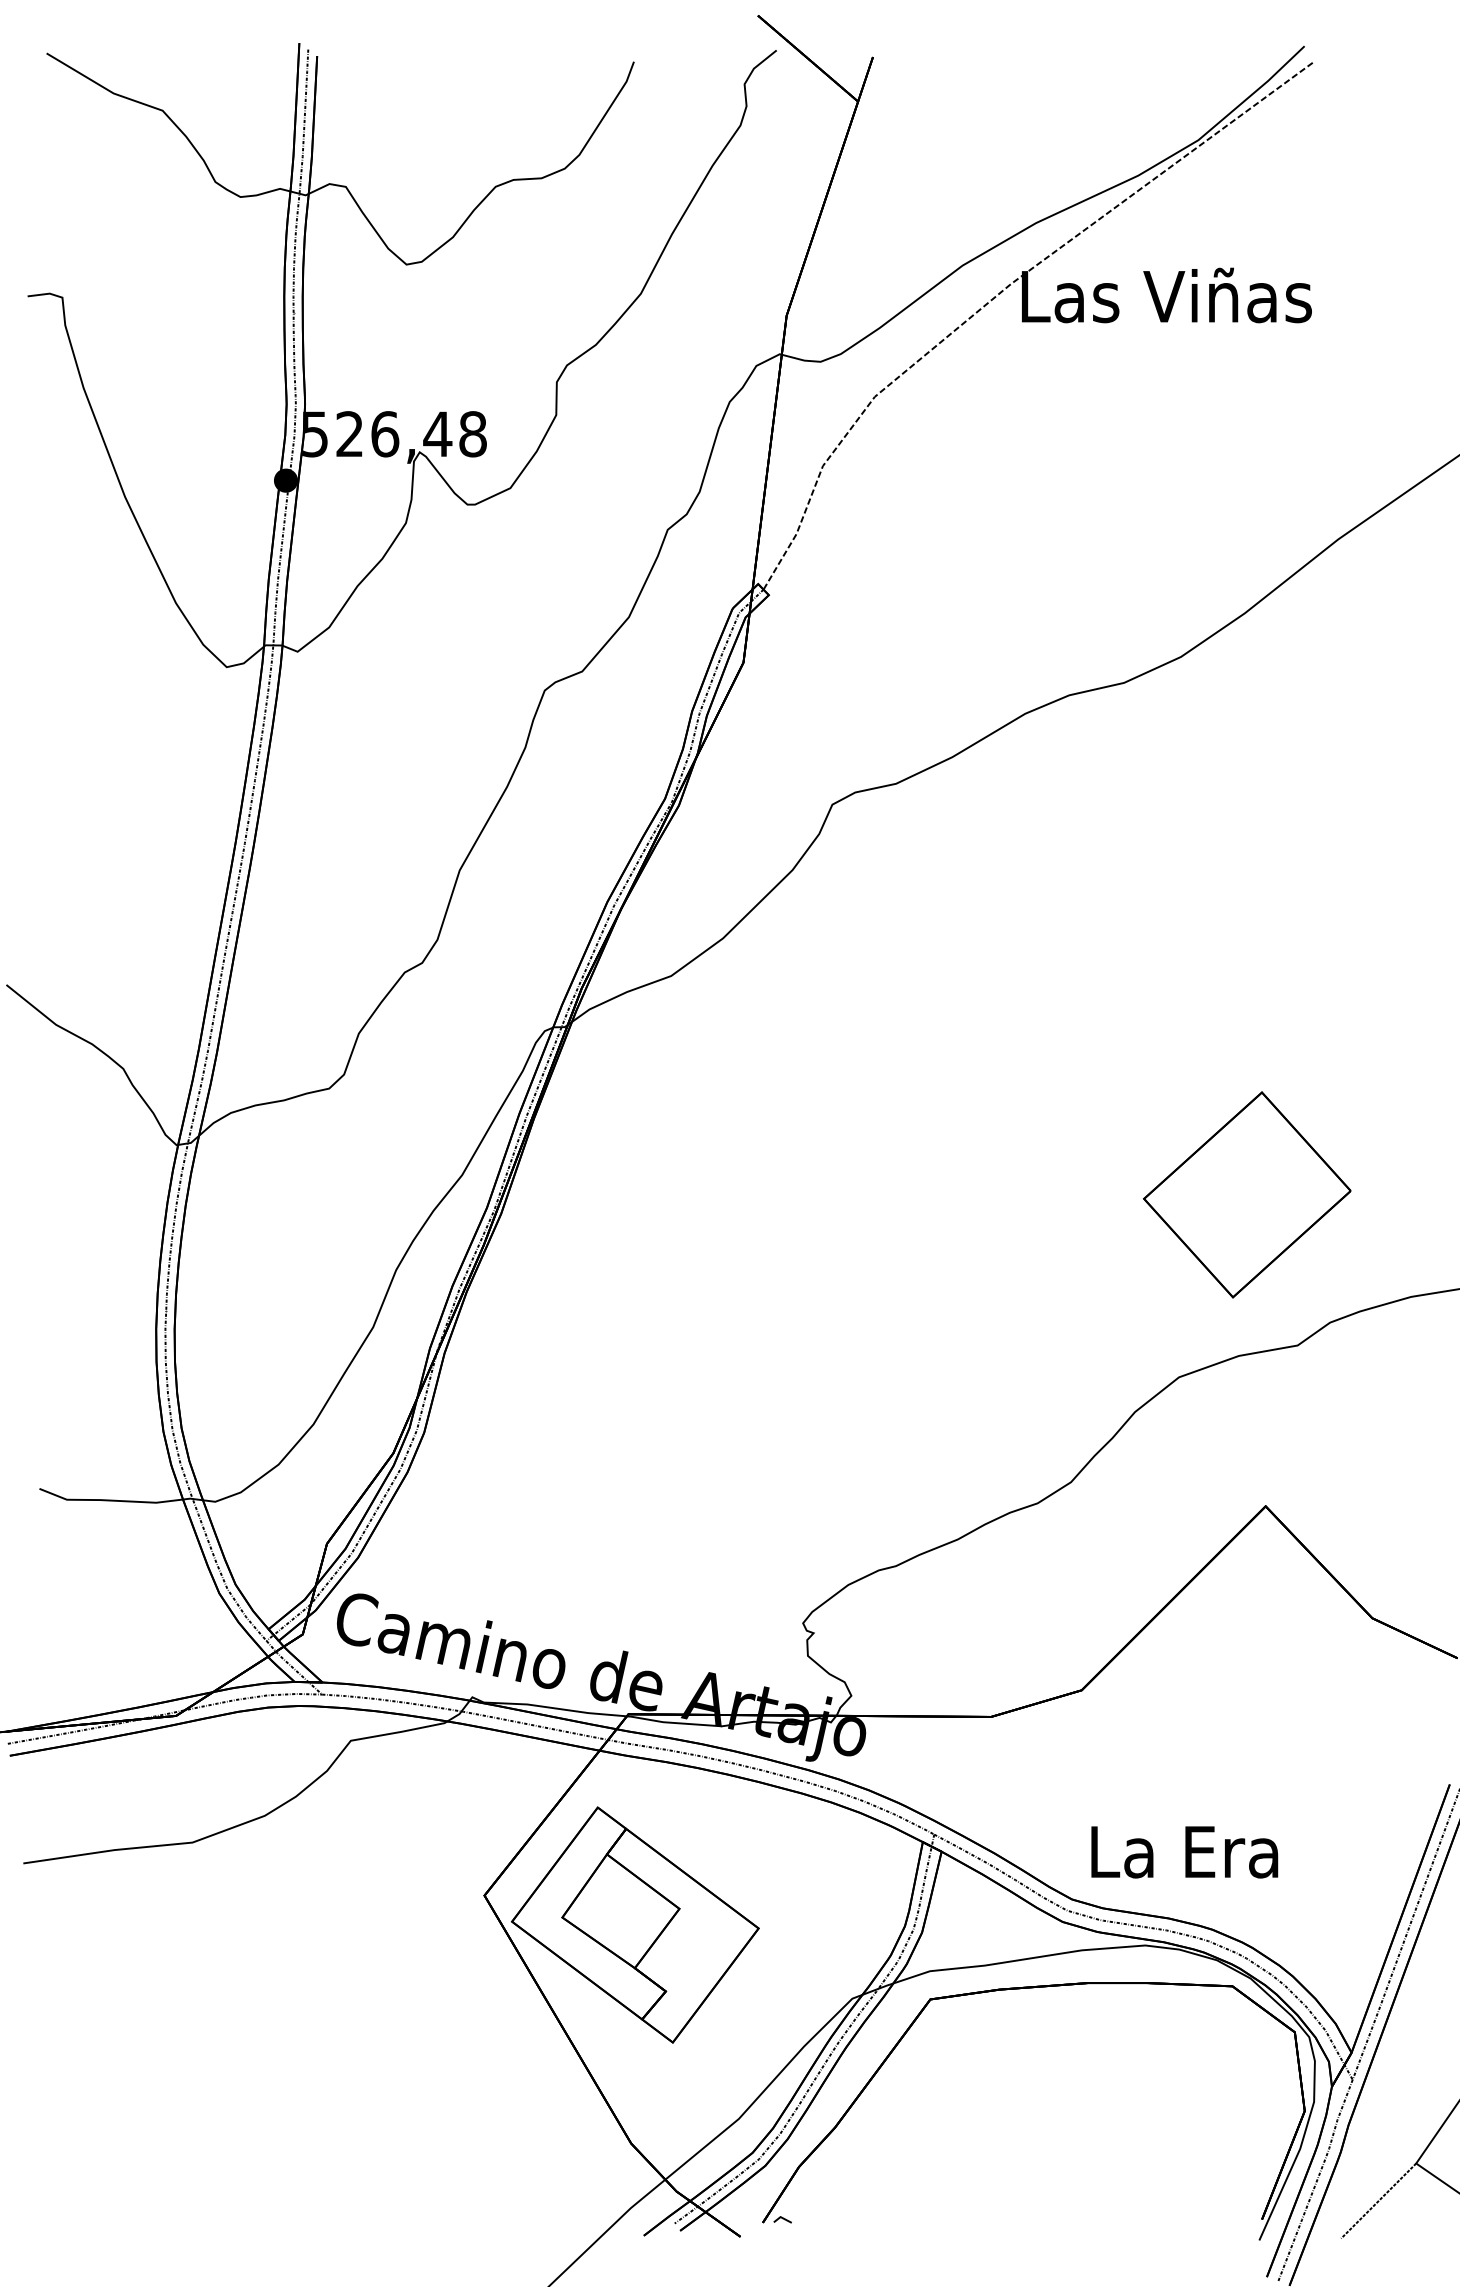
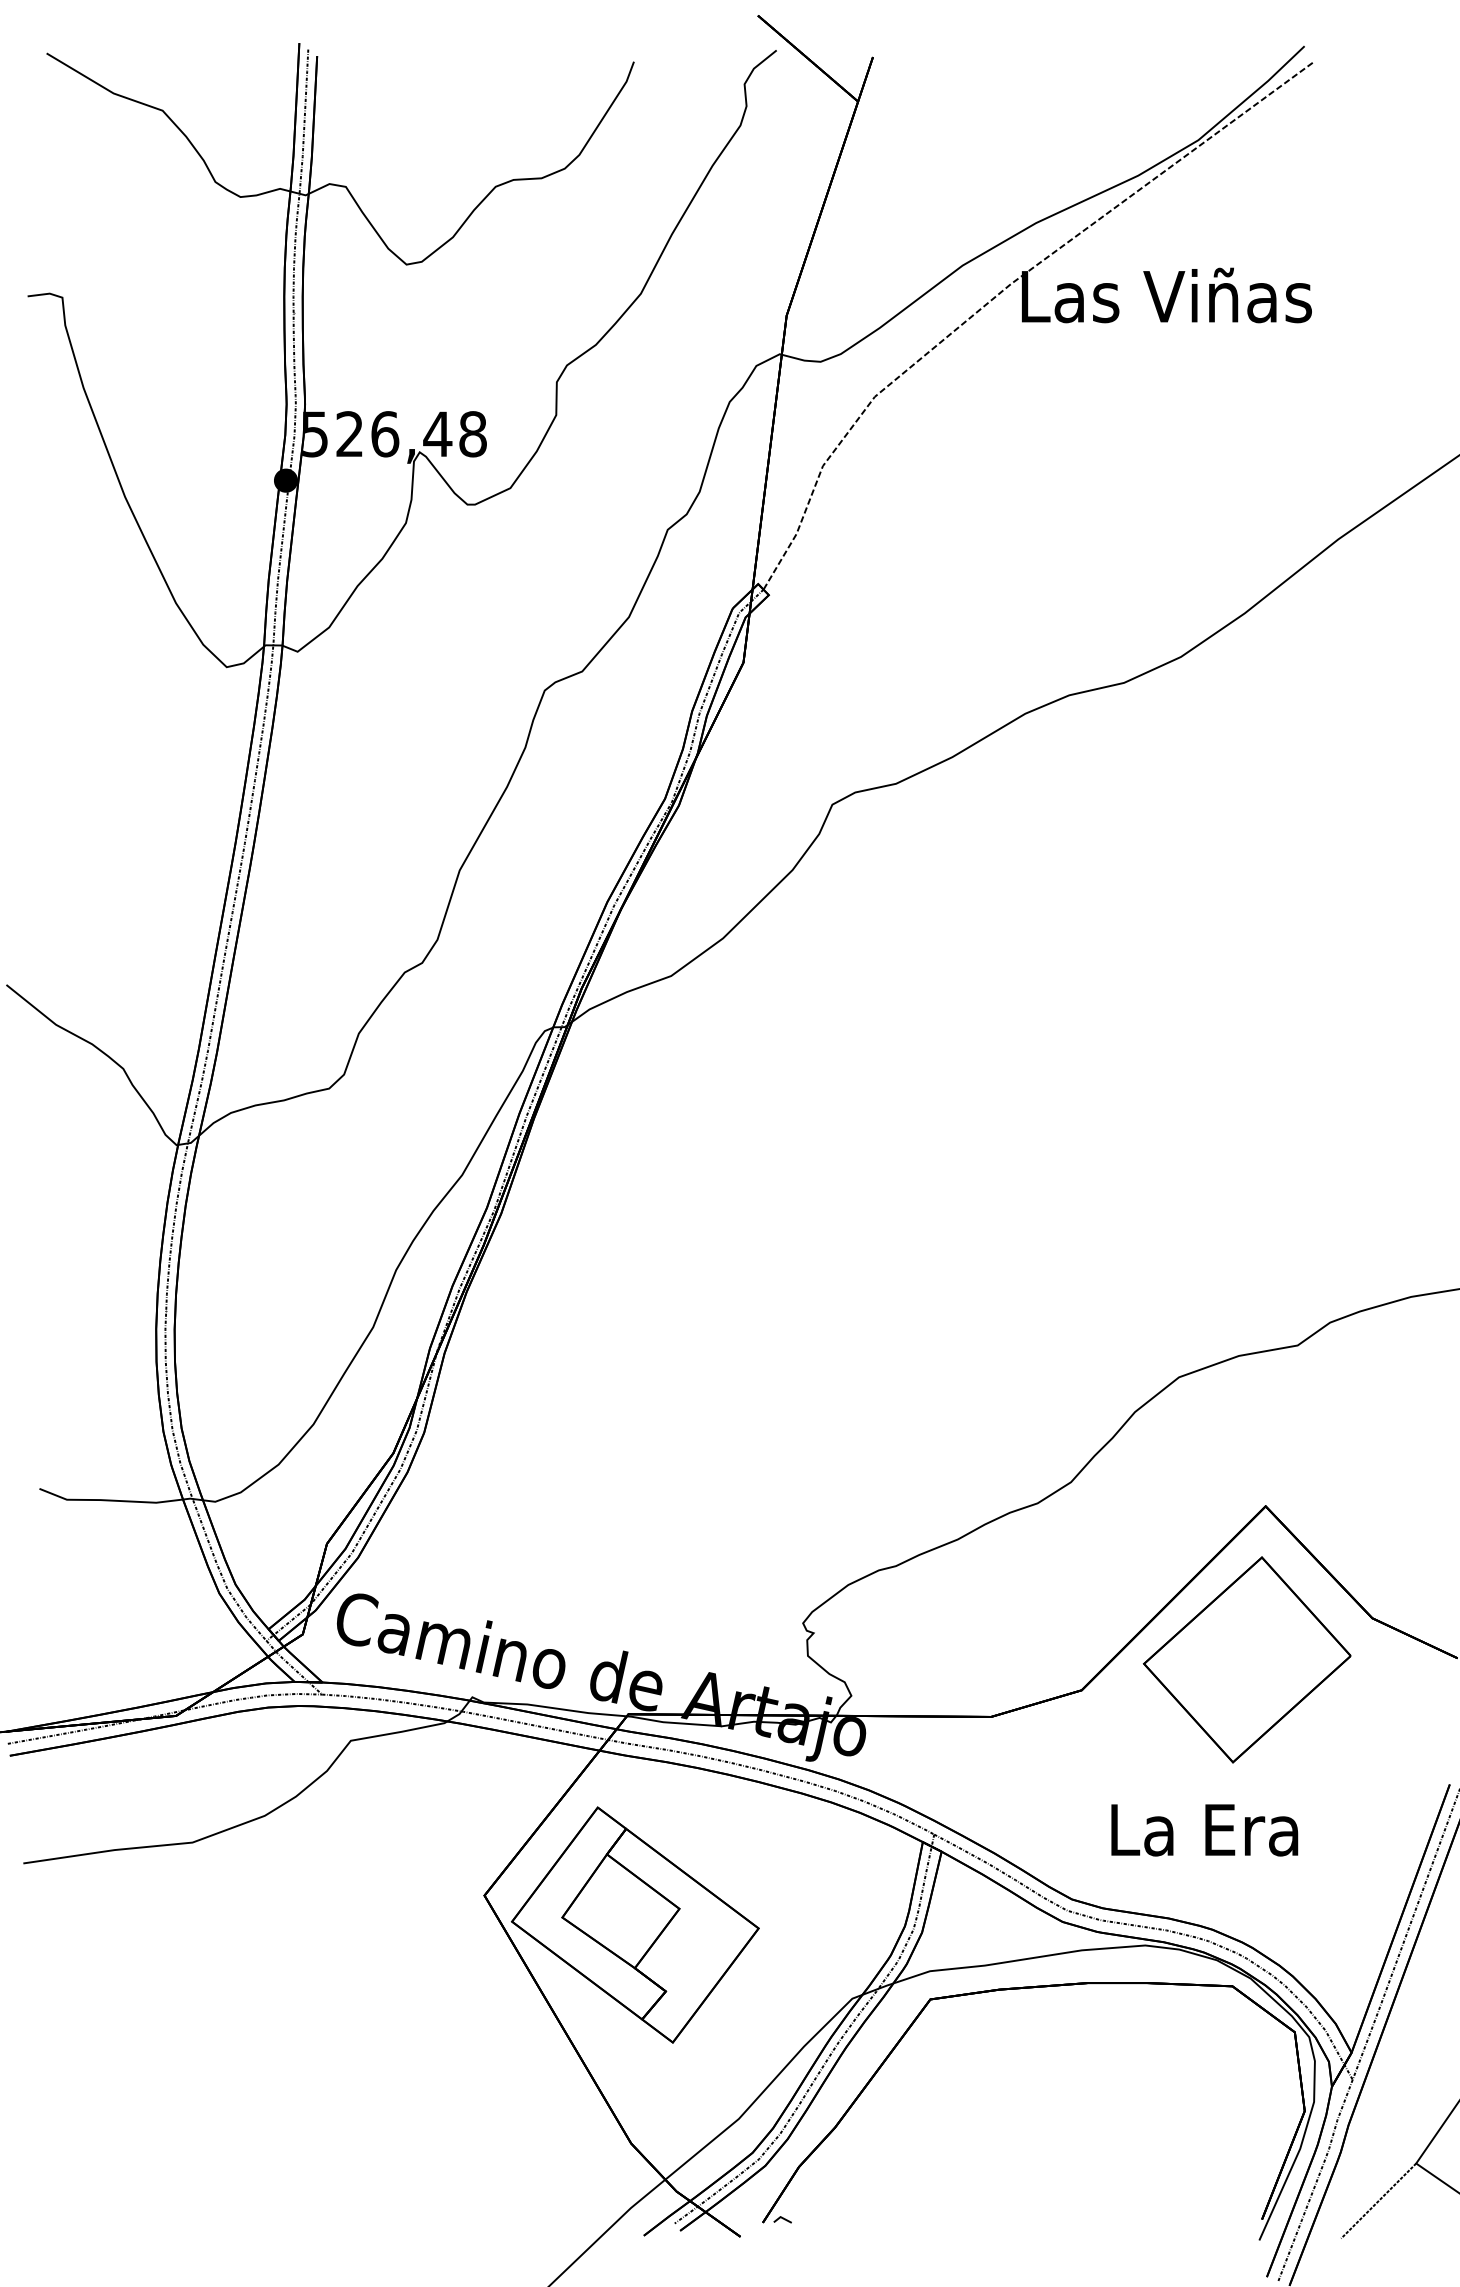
part position: (1247, 1194) -> (1247, 1659) (1247, 1659)
text position: (1184, 1852) -> (1204, 1830) (1204, 1830)
